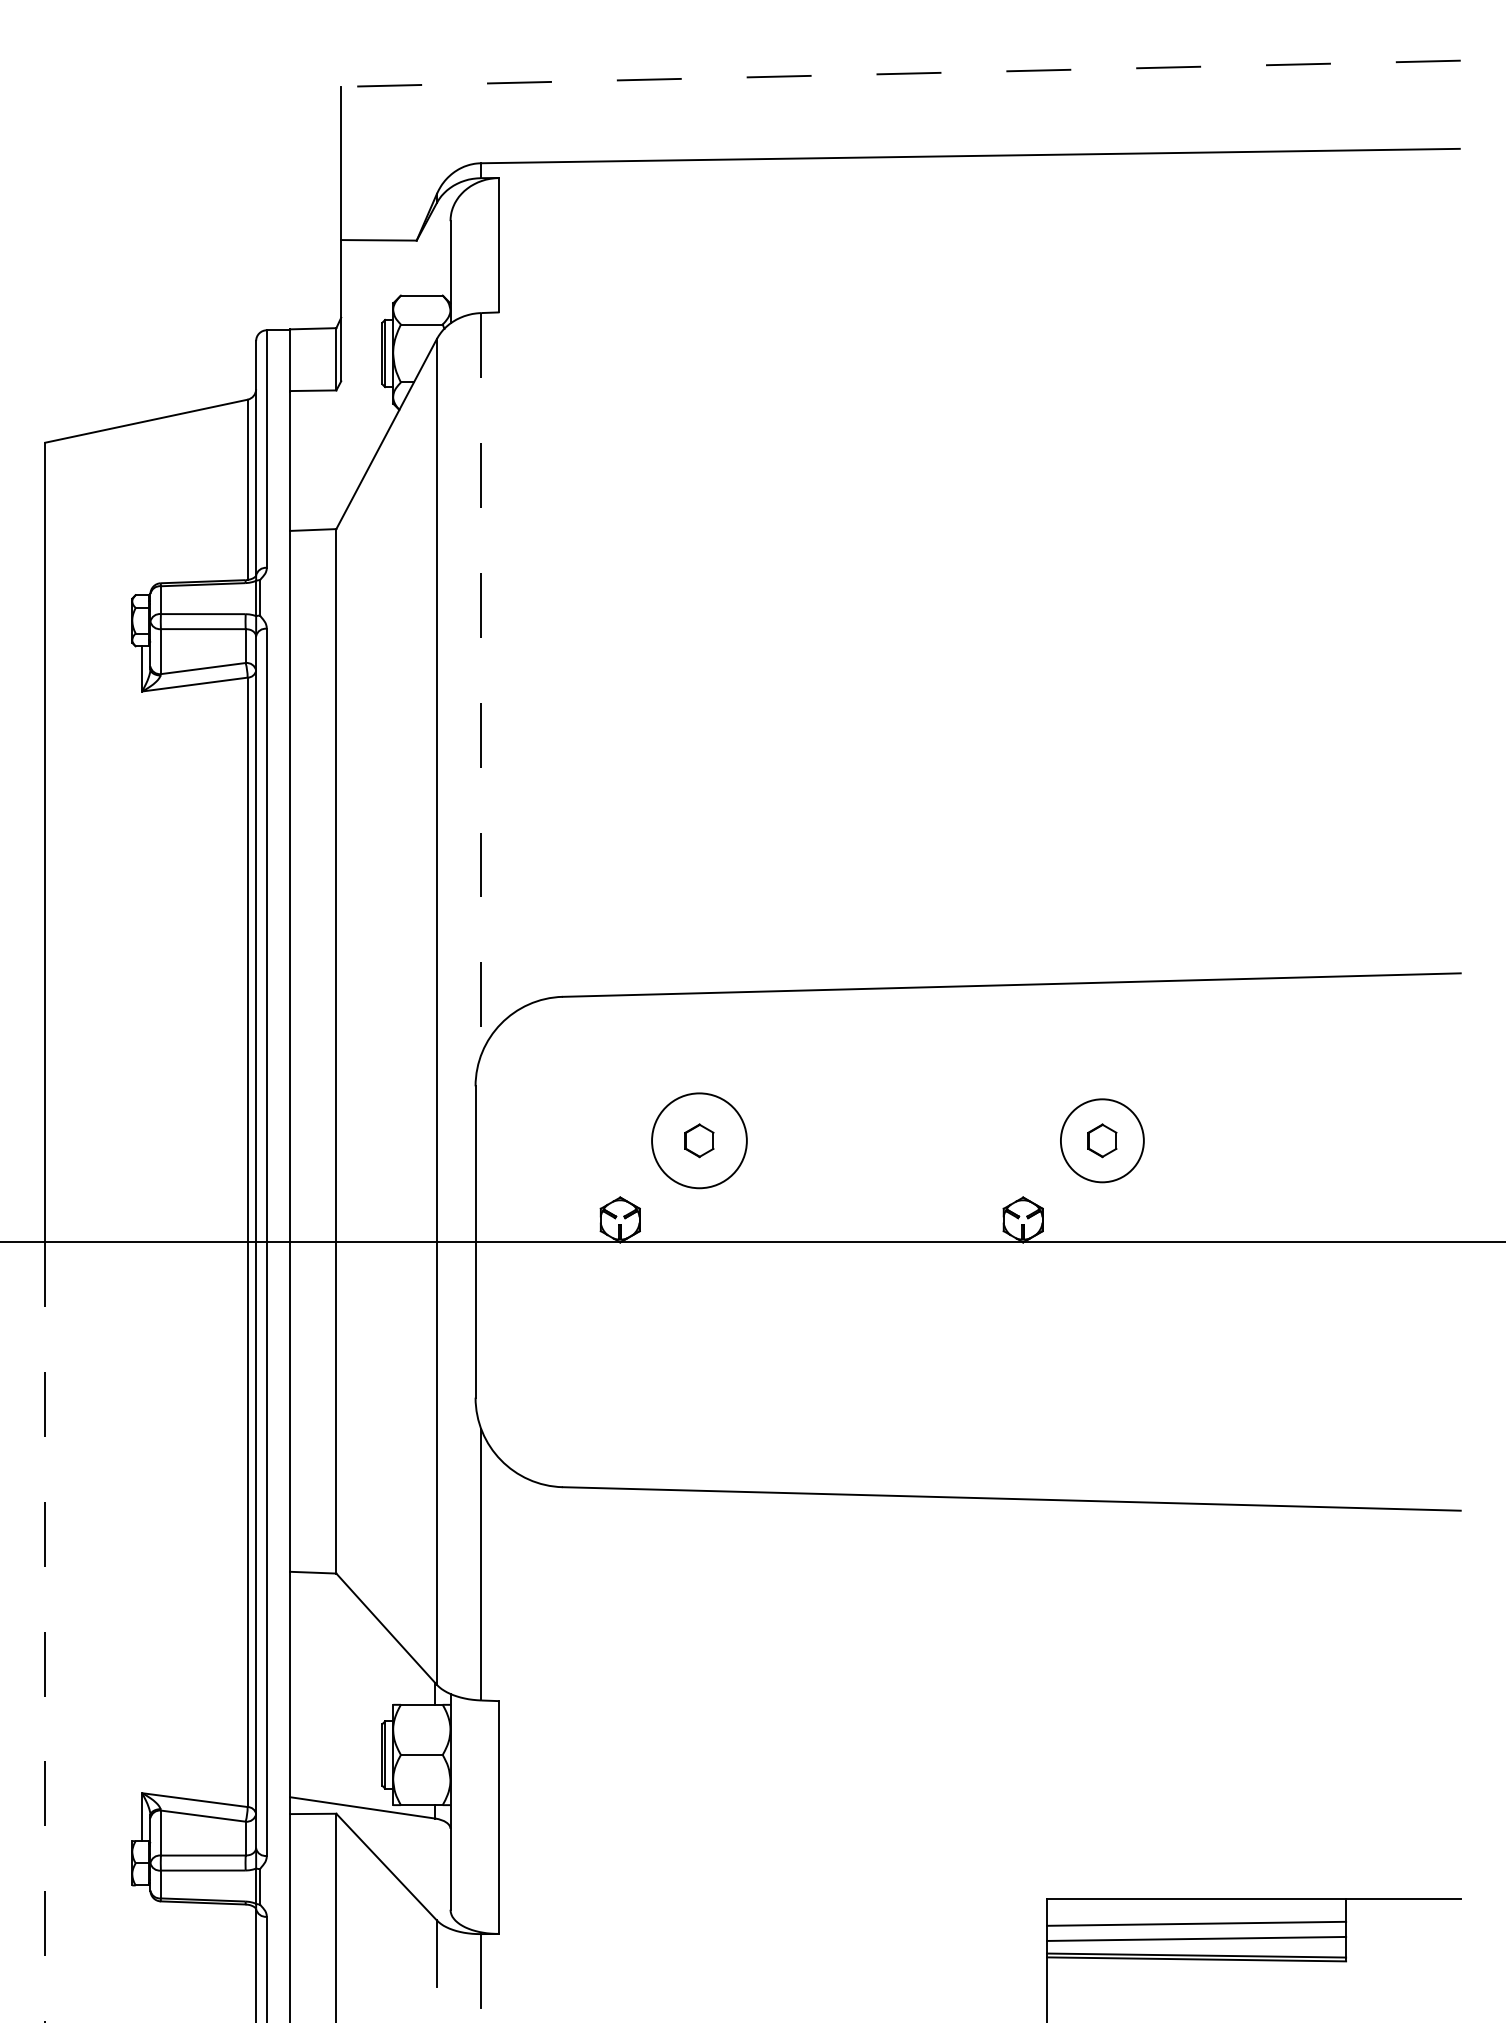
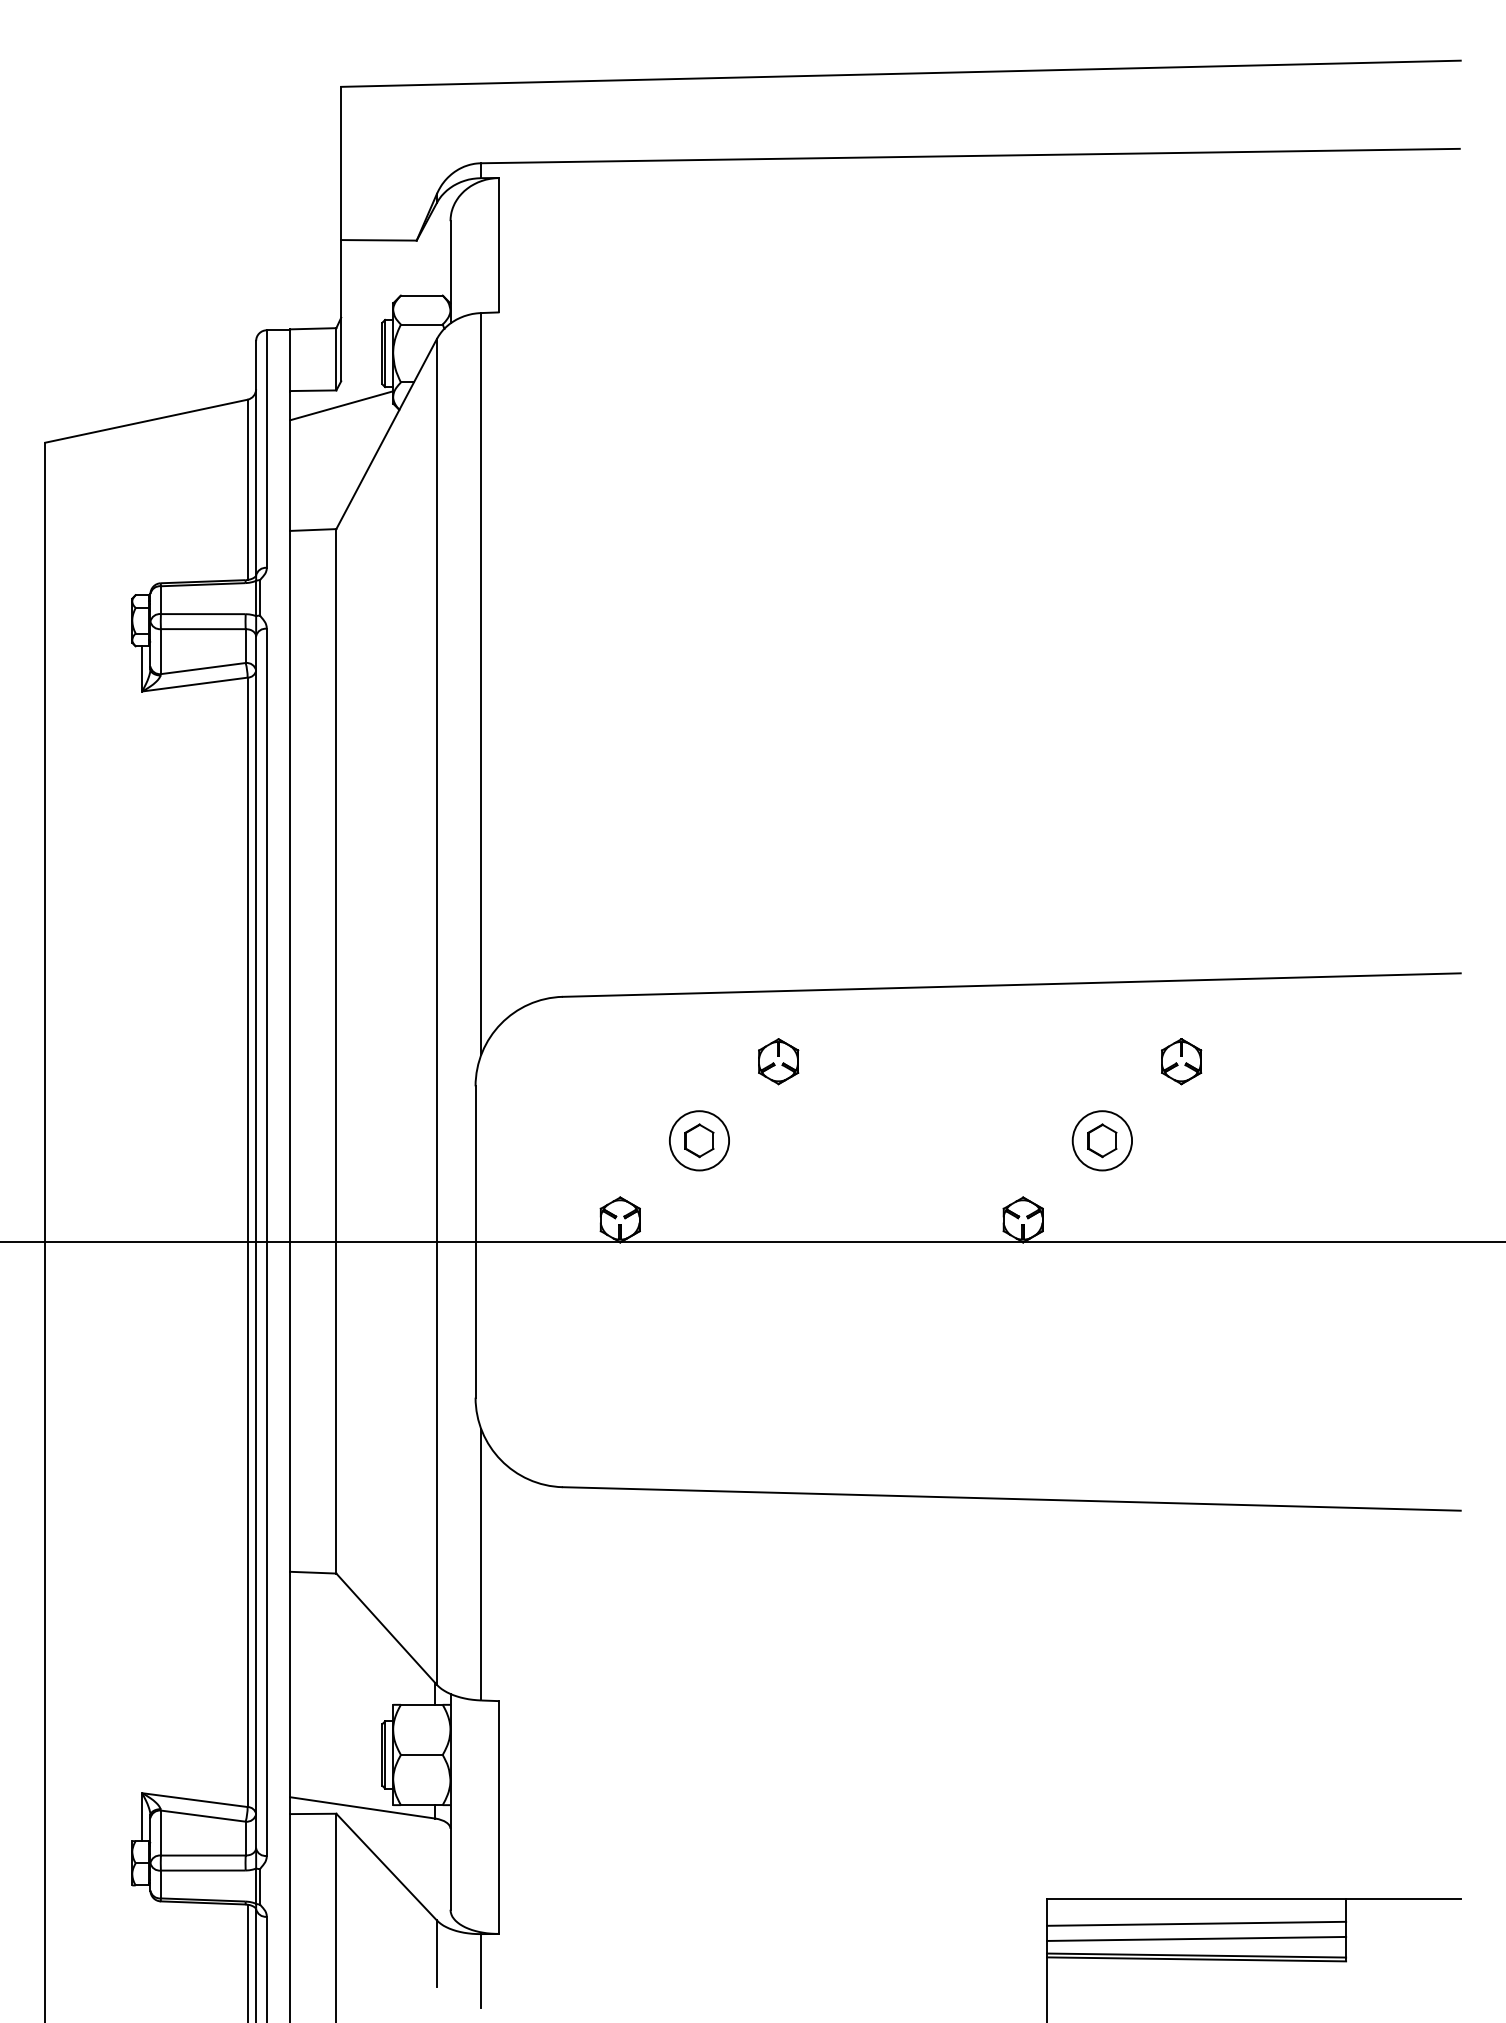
line: dashed -> solid (900, 73)
line: none -> present (341, 405)
line: dashed -> solid (481, 684)
part: none -> present (778, 1061)
part: none -> present (1181, 1061)
circle diameter: 95 px -> 59 px (699, 1140)
circle diameter: 83 px -> 59 px (1102, 1140)
line: dashed -> solid (45, 1632)
line: none -> present (247, 1962)
